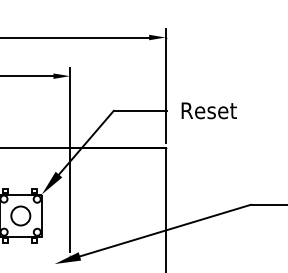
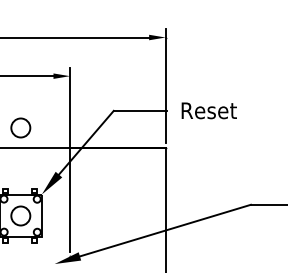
circle: none -> present (20, 127)
